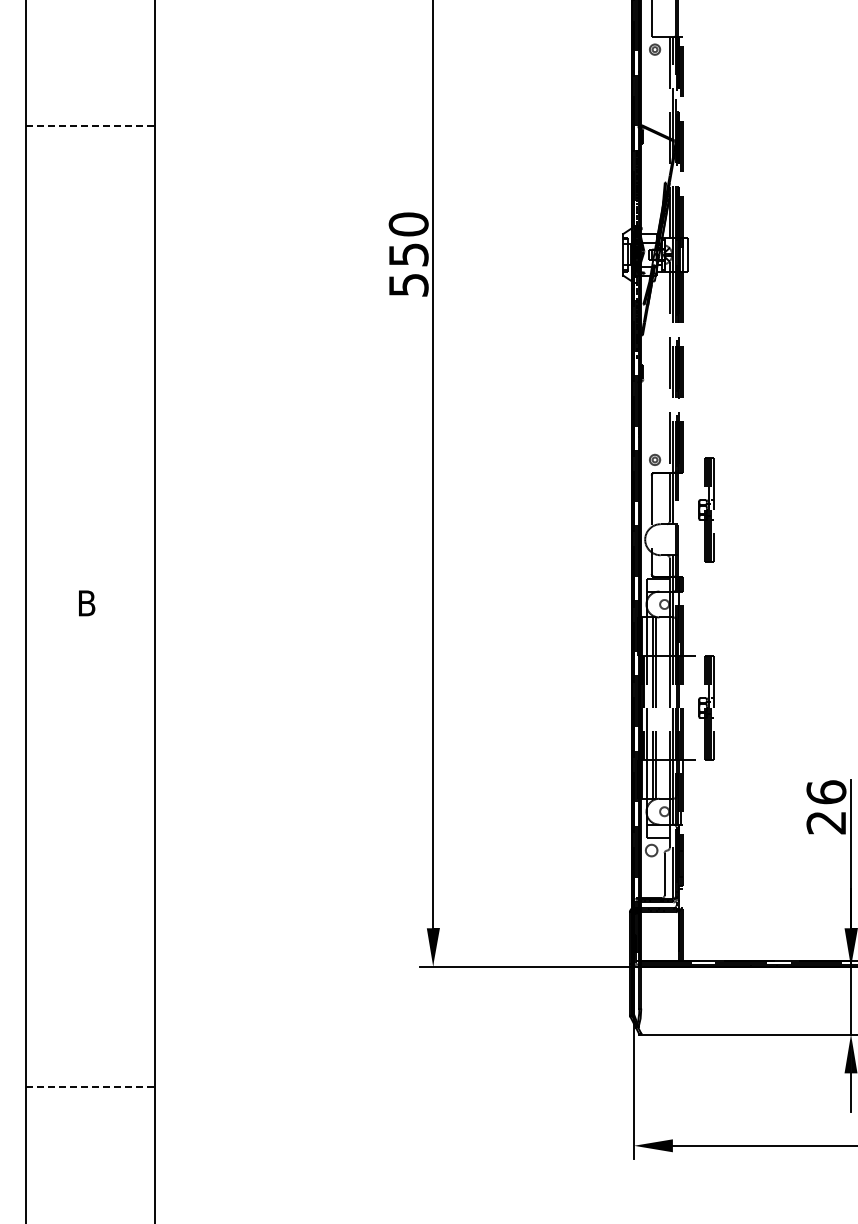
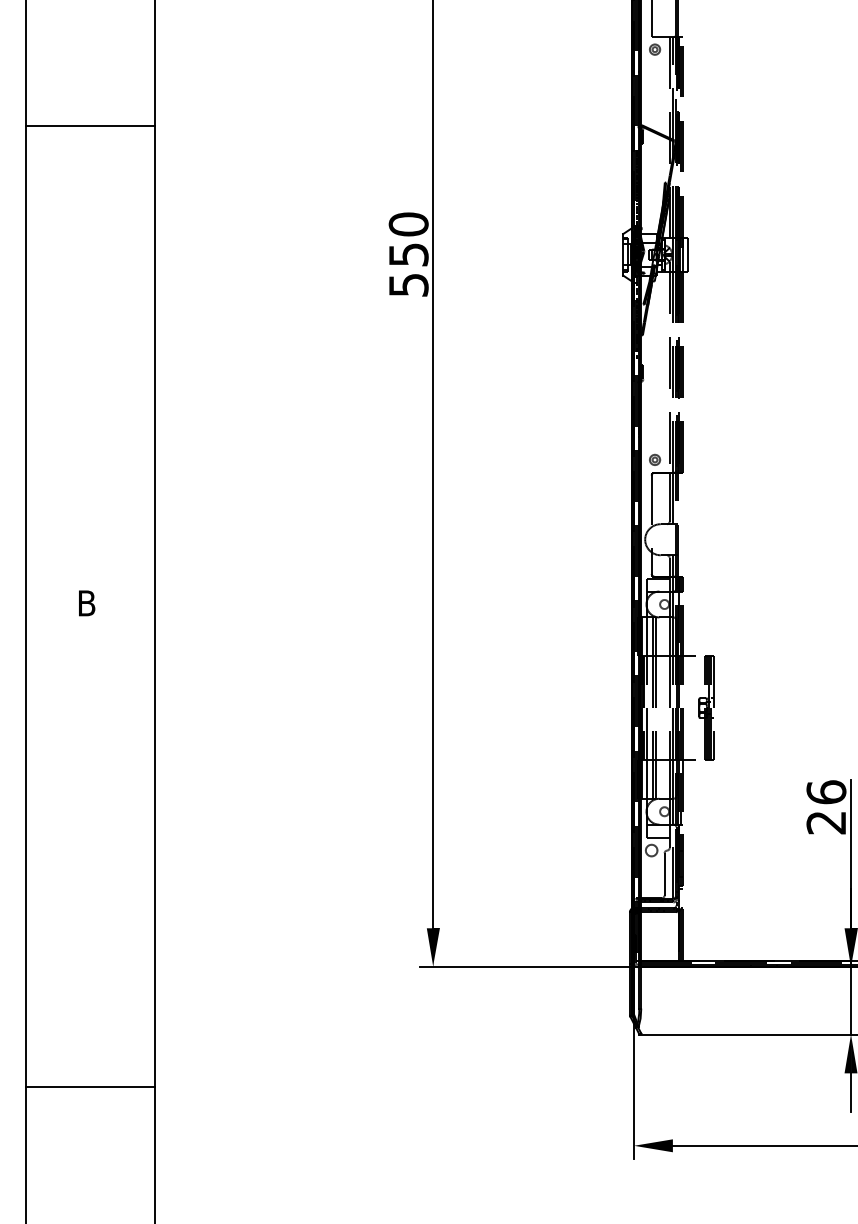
line: dashed -> solid (90, 125)
part: present -> none (706, 509)
line: dashed -> solid (90, 1087)
